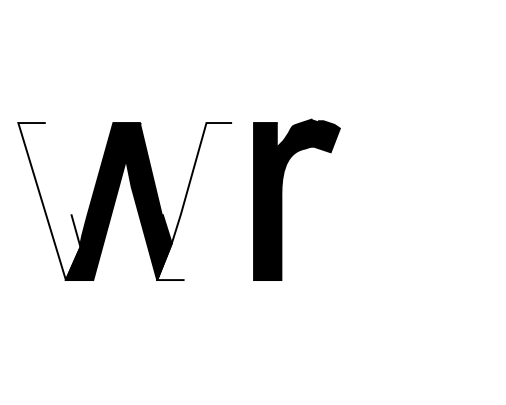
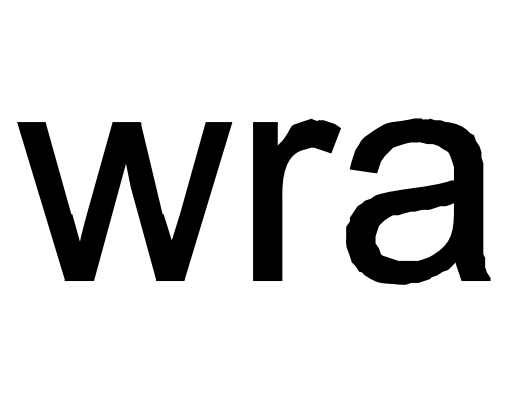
fill: none -> present (49, 201)
fill: none -> present (194, 201)
part: none -> present (418, 201)
